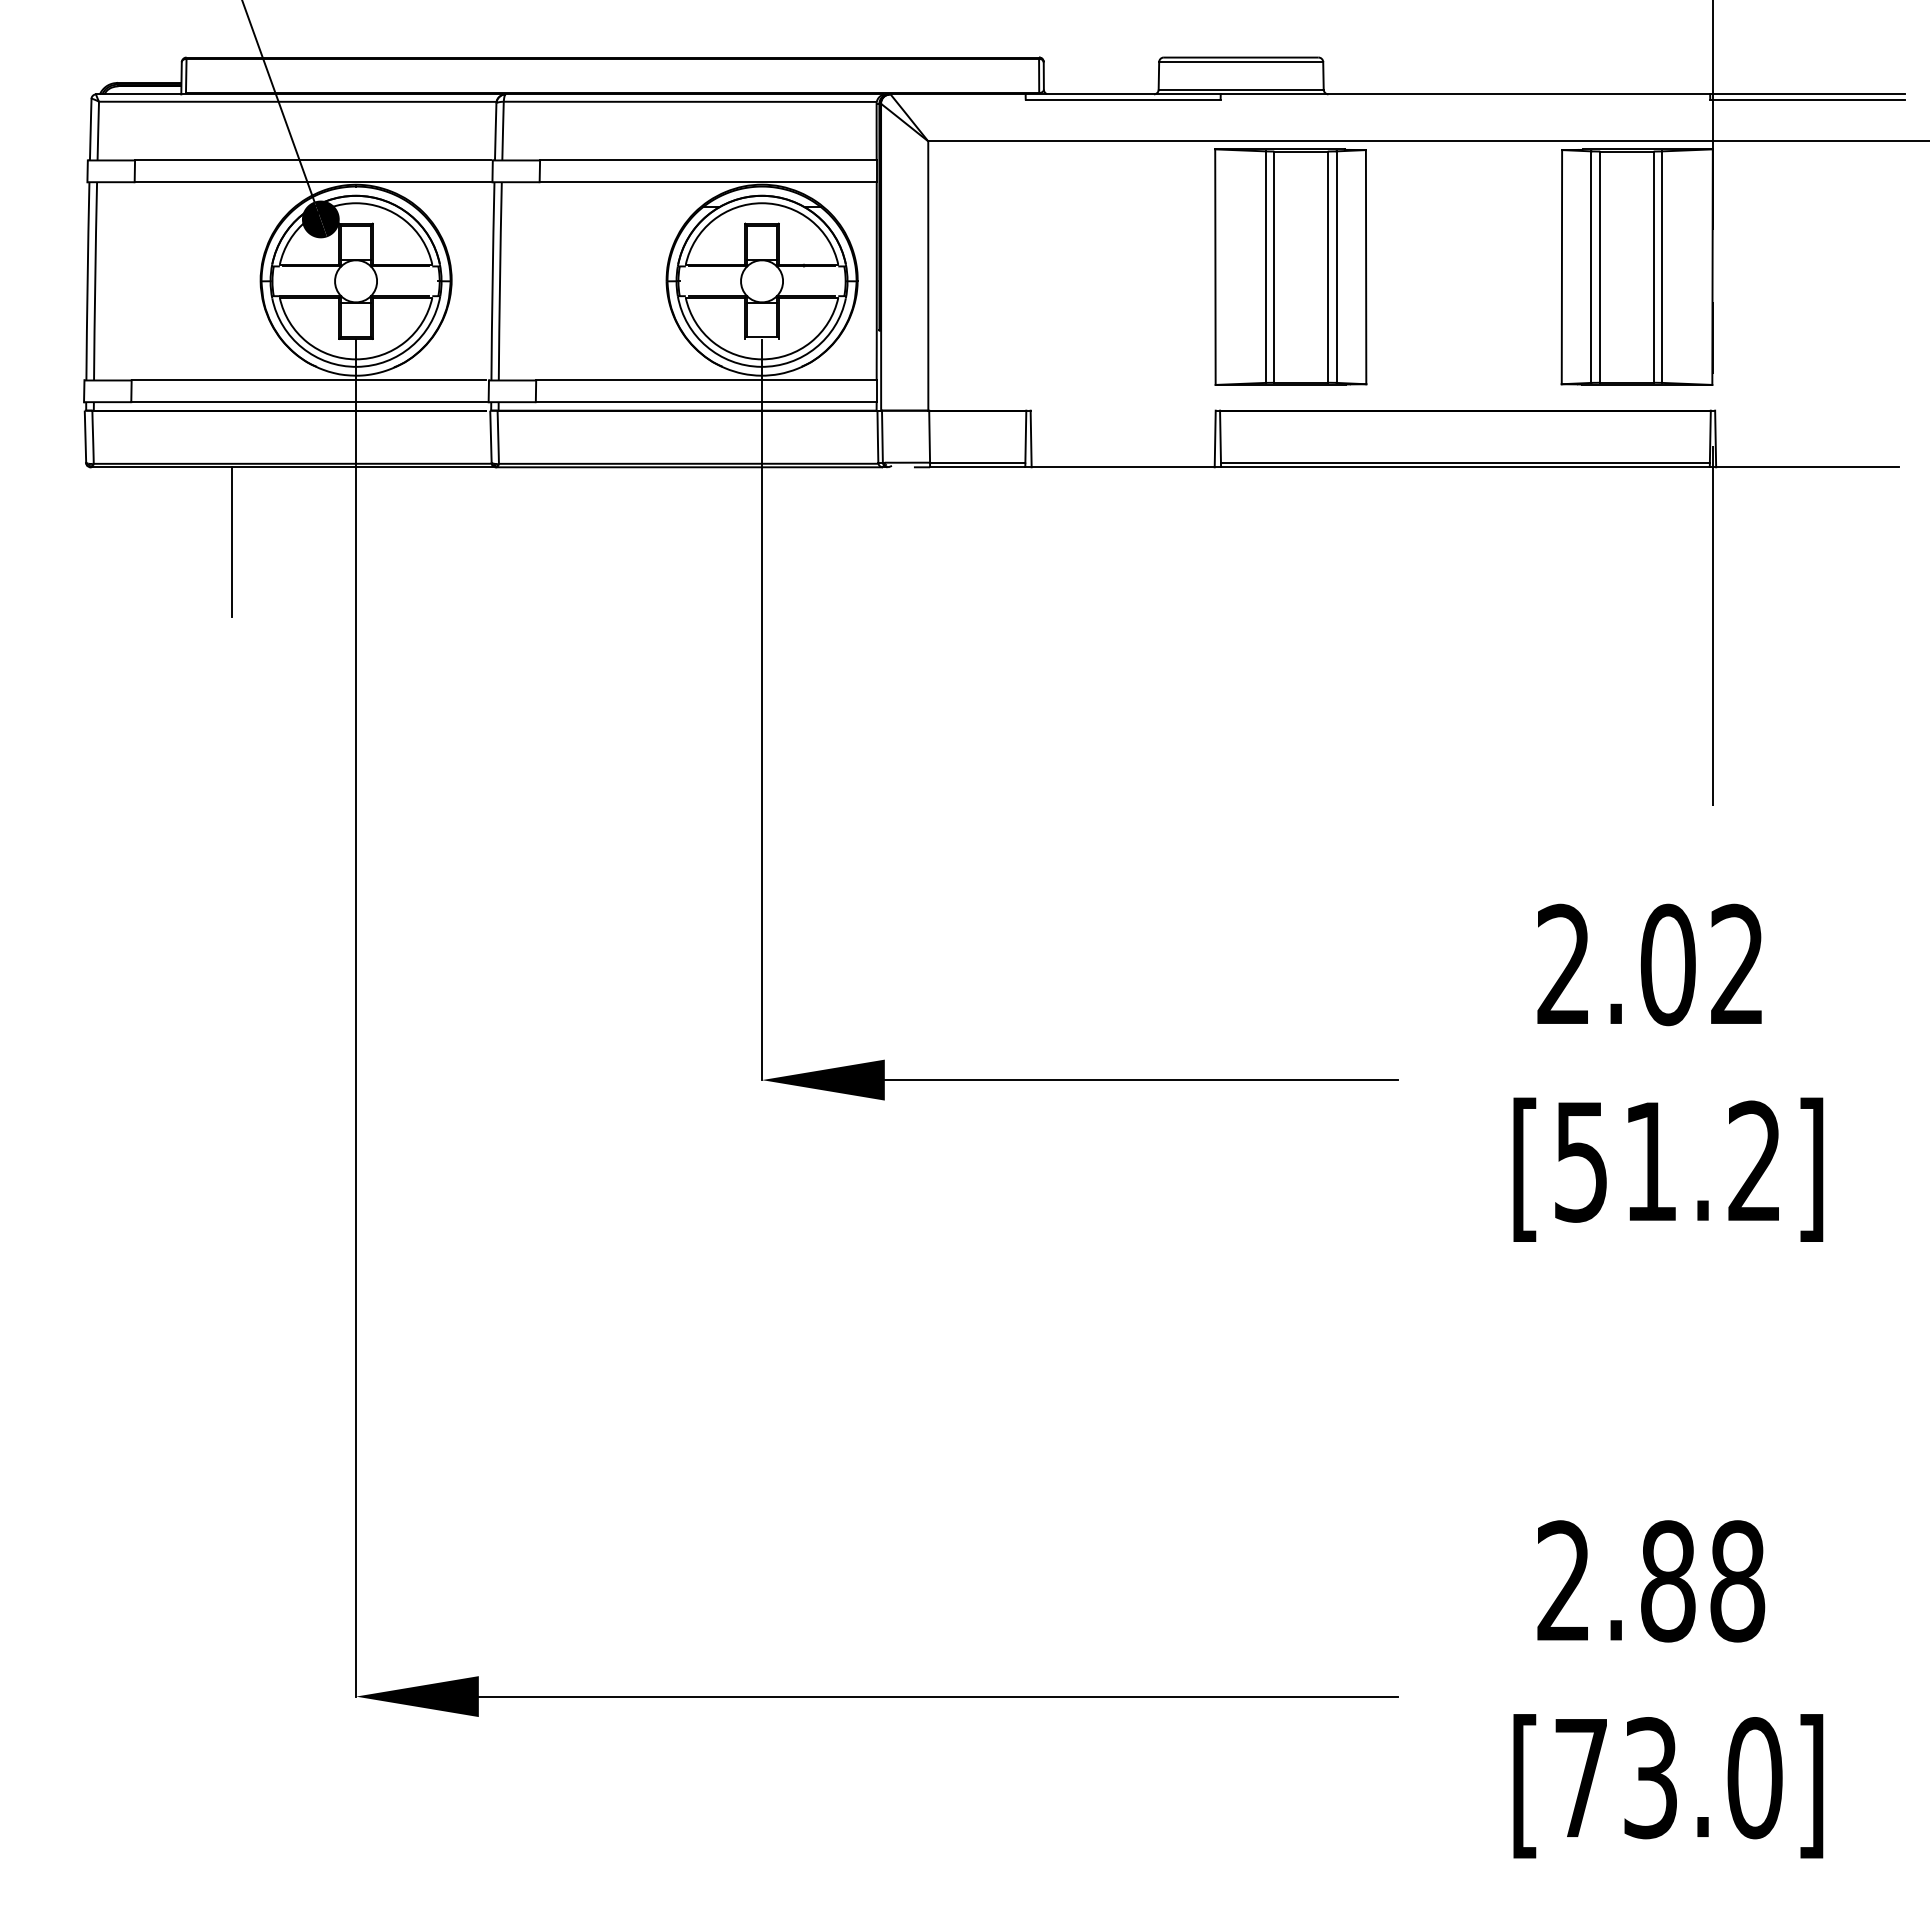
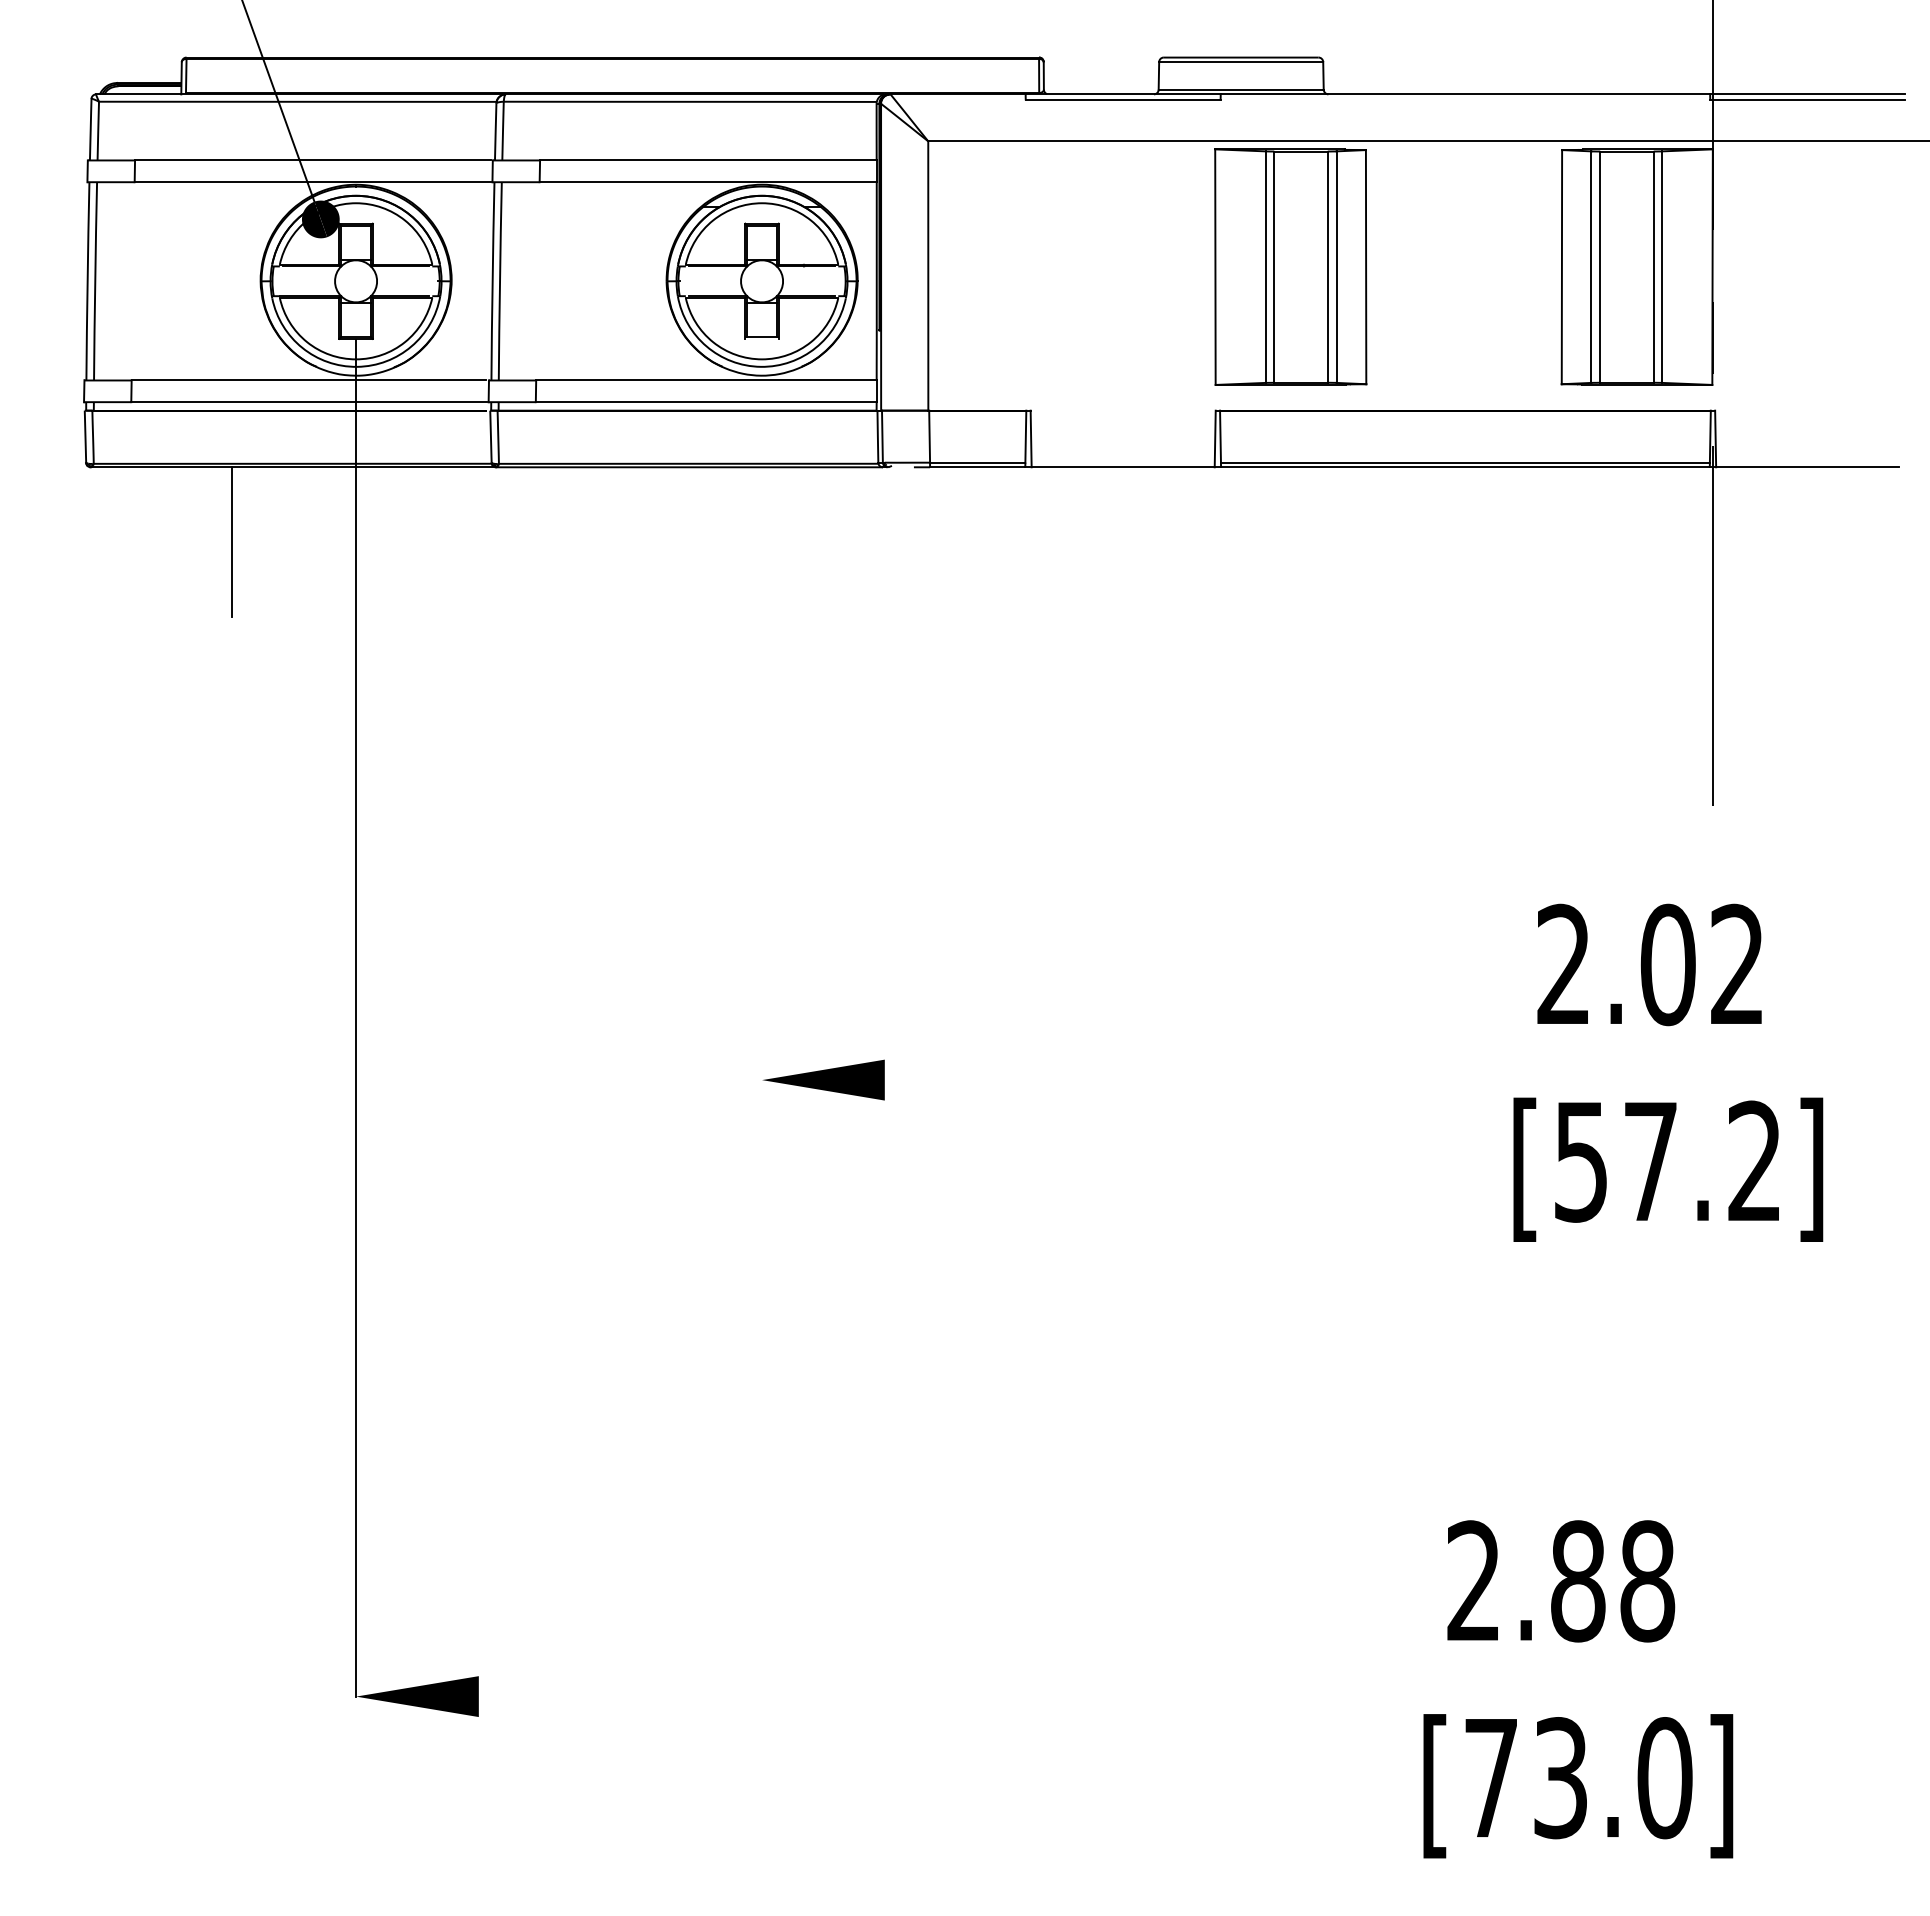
line: present -> none (762, 710)
line: present -> none (1140, 1080)
text: [51.2] -> [57.2] (1650, 1161)
text position: (1668, 1689) -> (1578, 1689) (1578, 1689)
line: present -> none (937, 1696)
